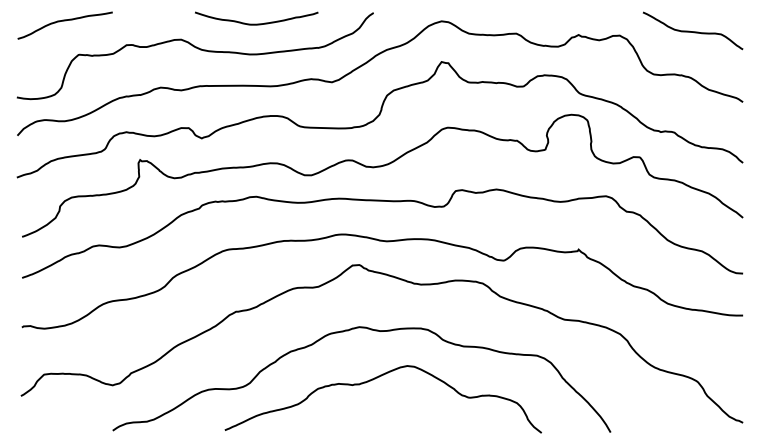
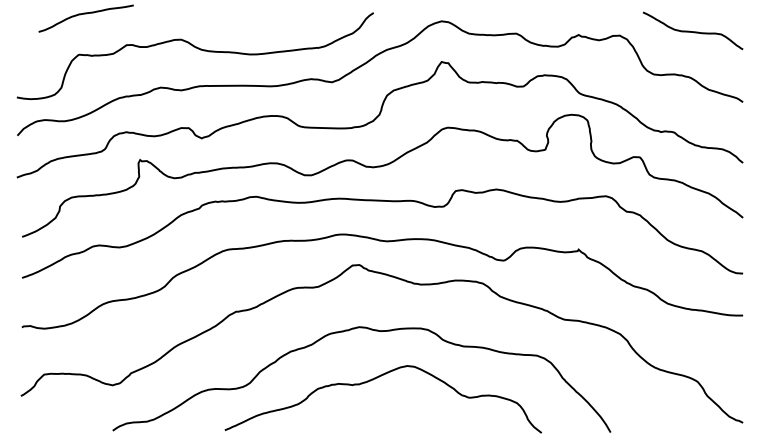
curve position: (64, 21) -> (85, 14) (85, 14)
curve: present -> none (256, 23)
